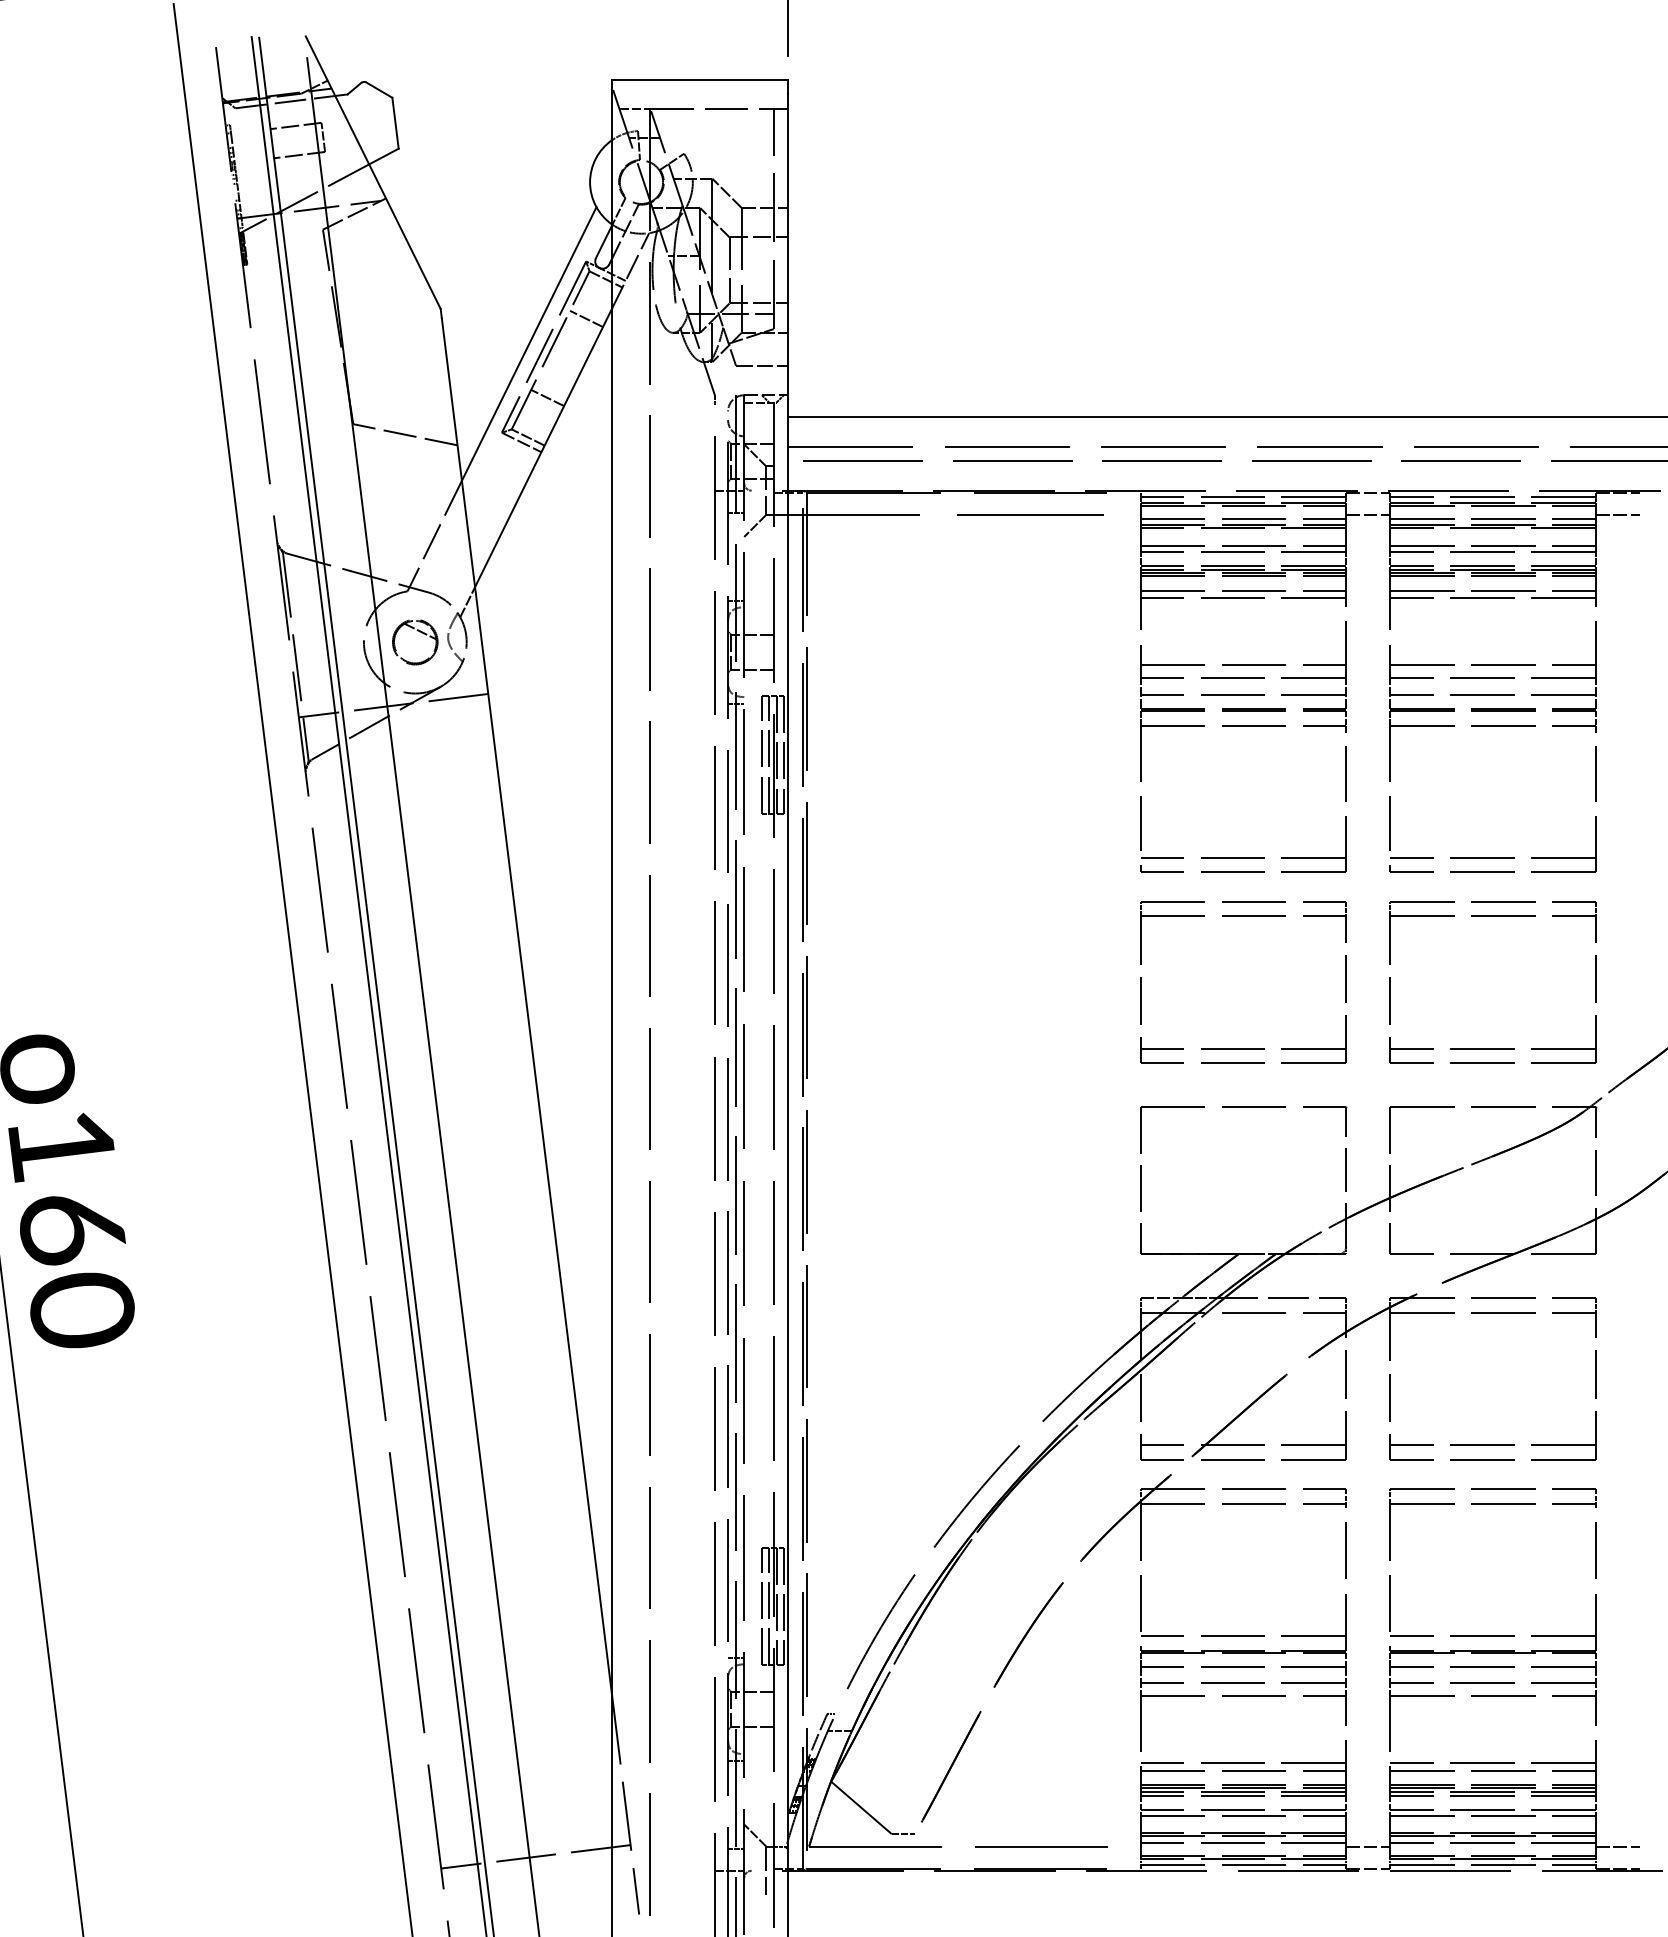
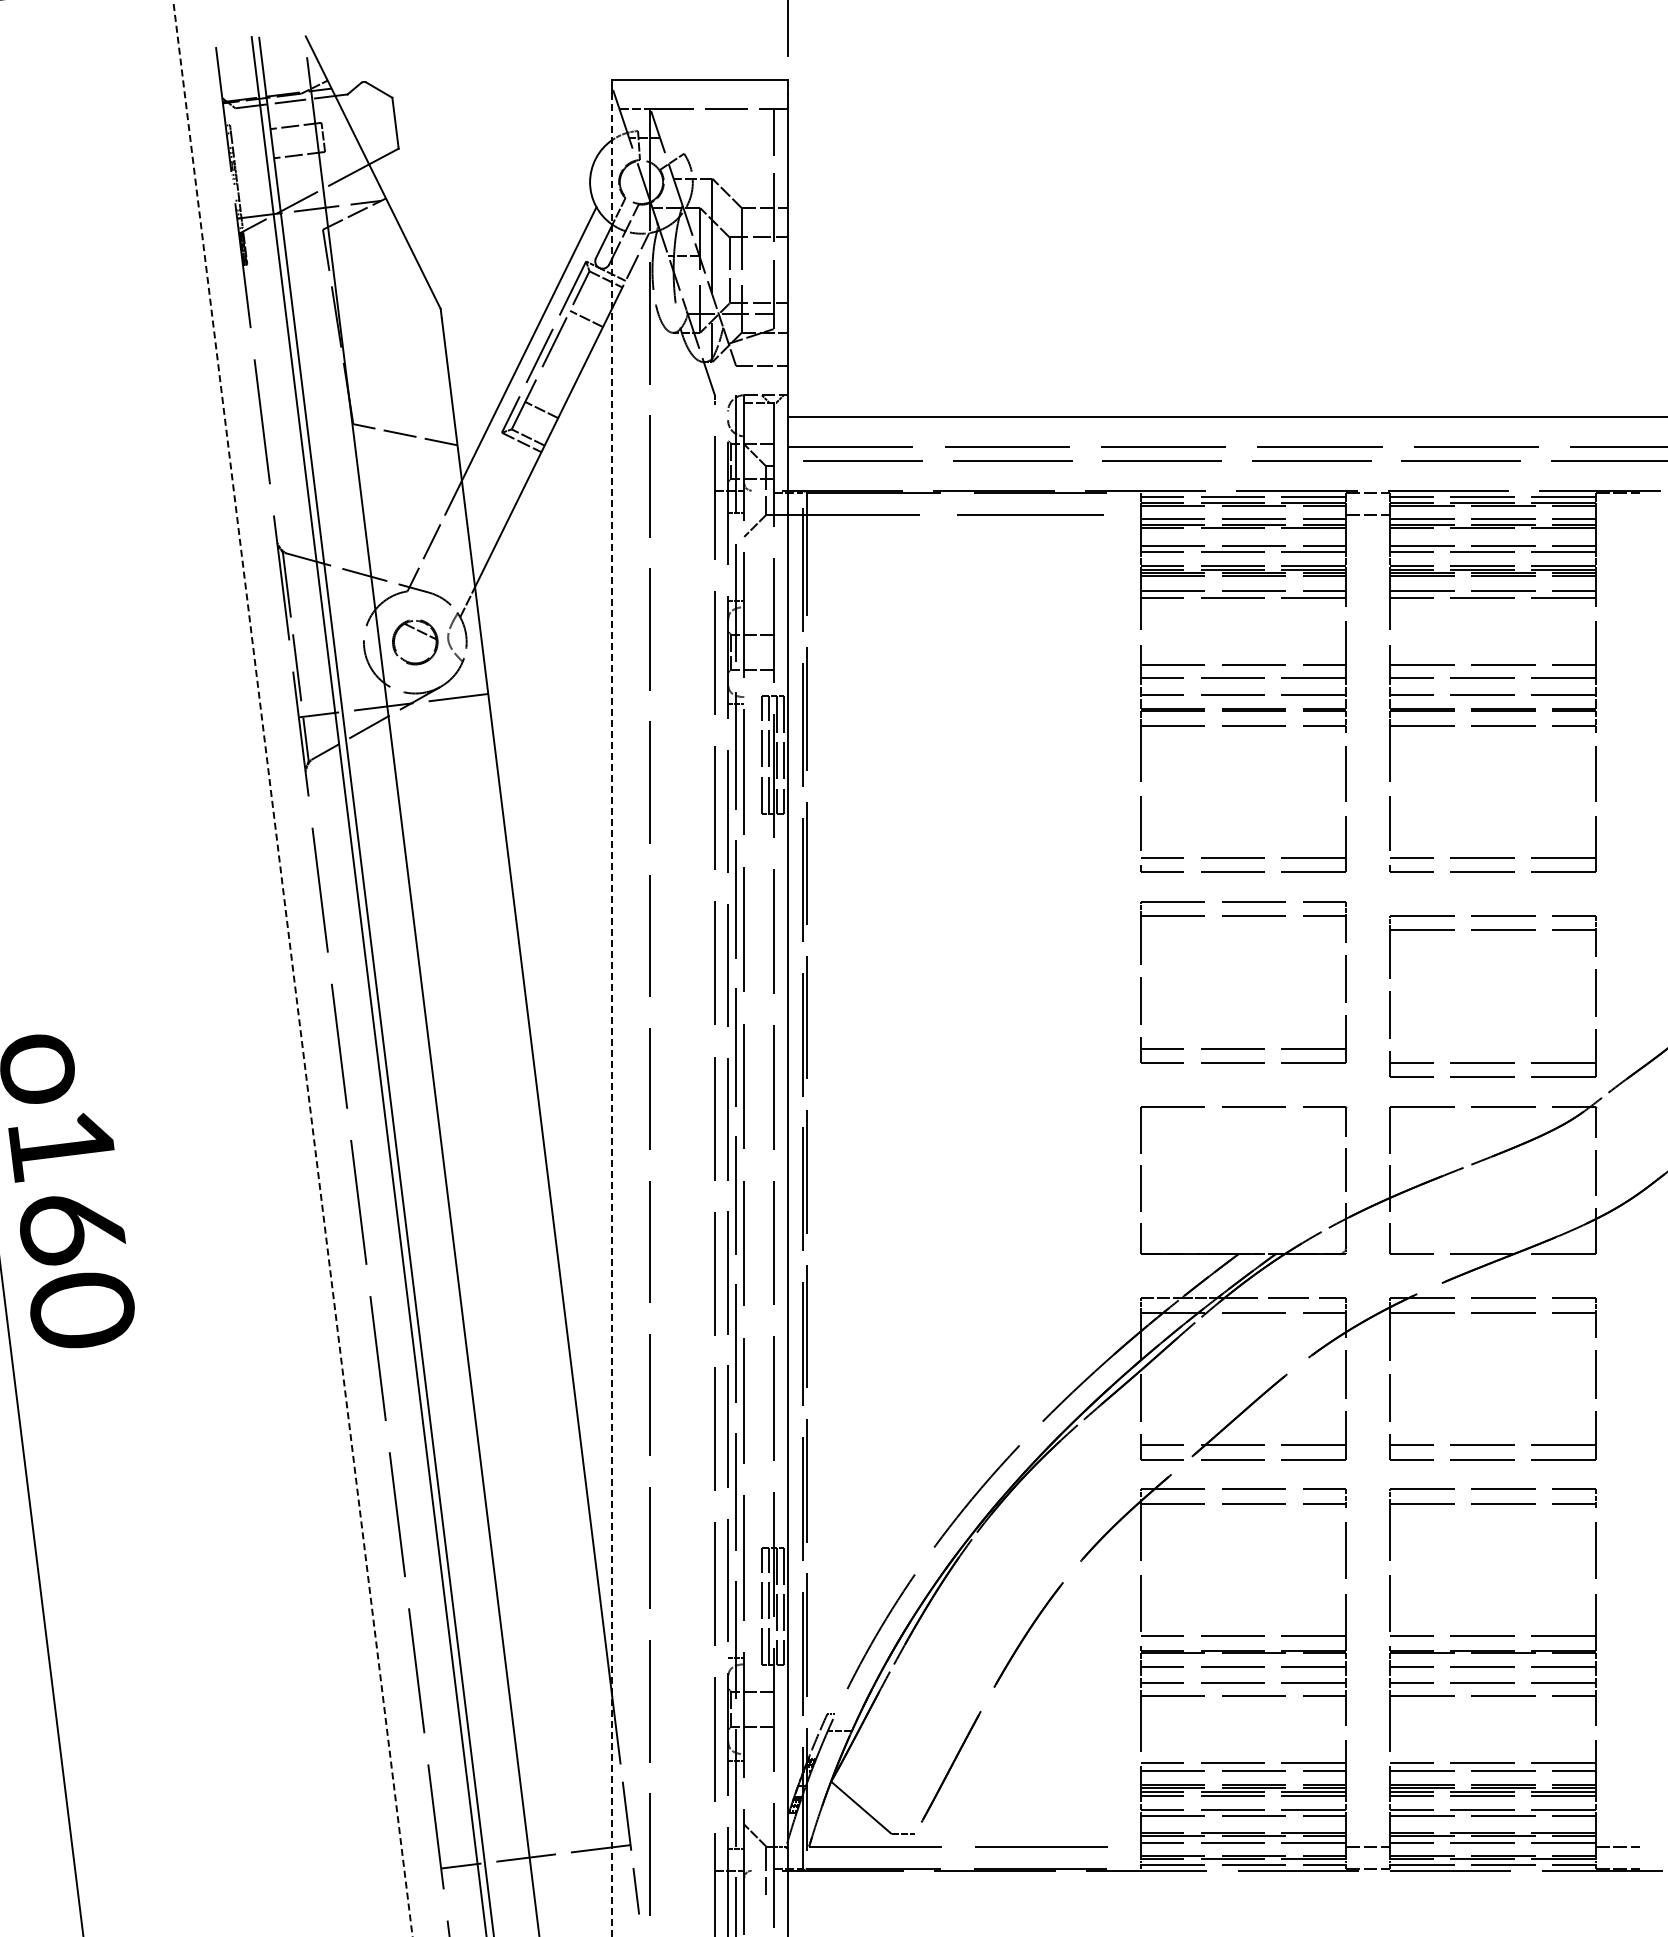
line position: (547, 397) -> (541, 409) (541, 409)
line: present -> none (1617, 514)
part position: (1492, 916) -> (1492, 930) (1492, 930)
line: solid -> dashed (293, 970)
line: solid -> dashed (612, 1015)
